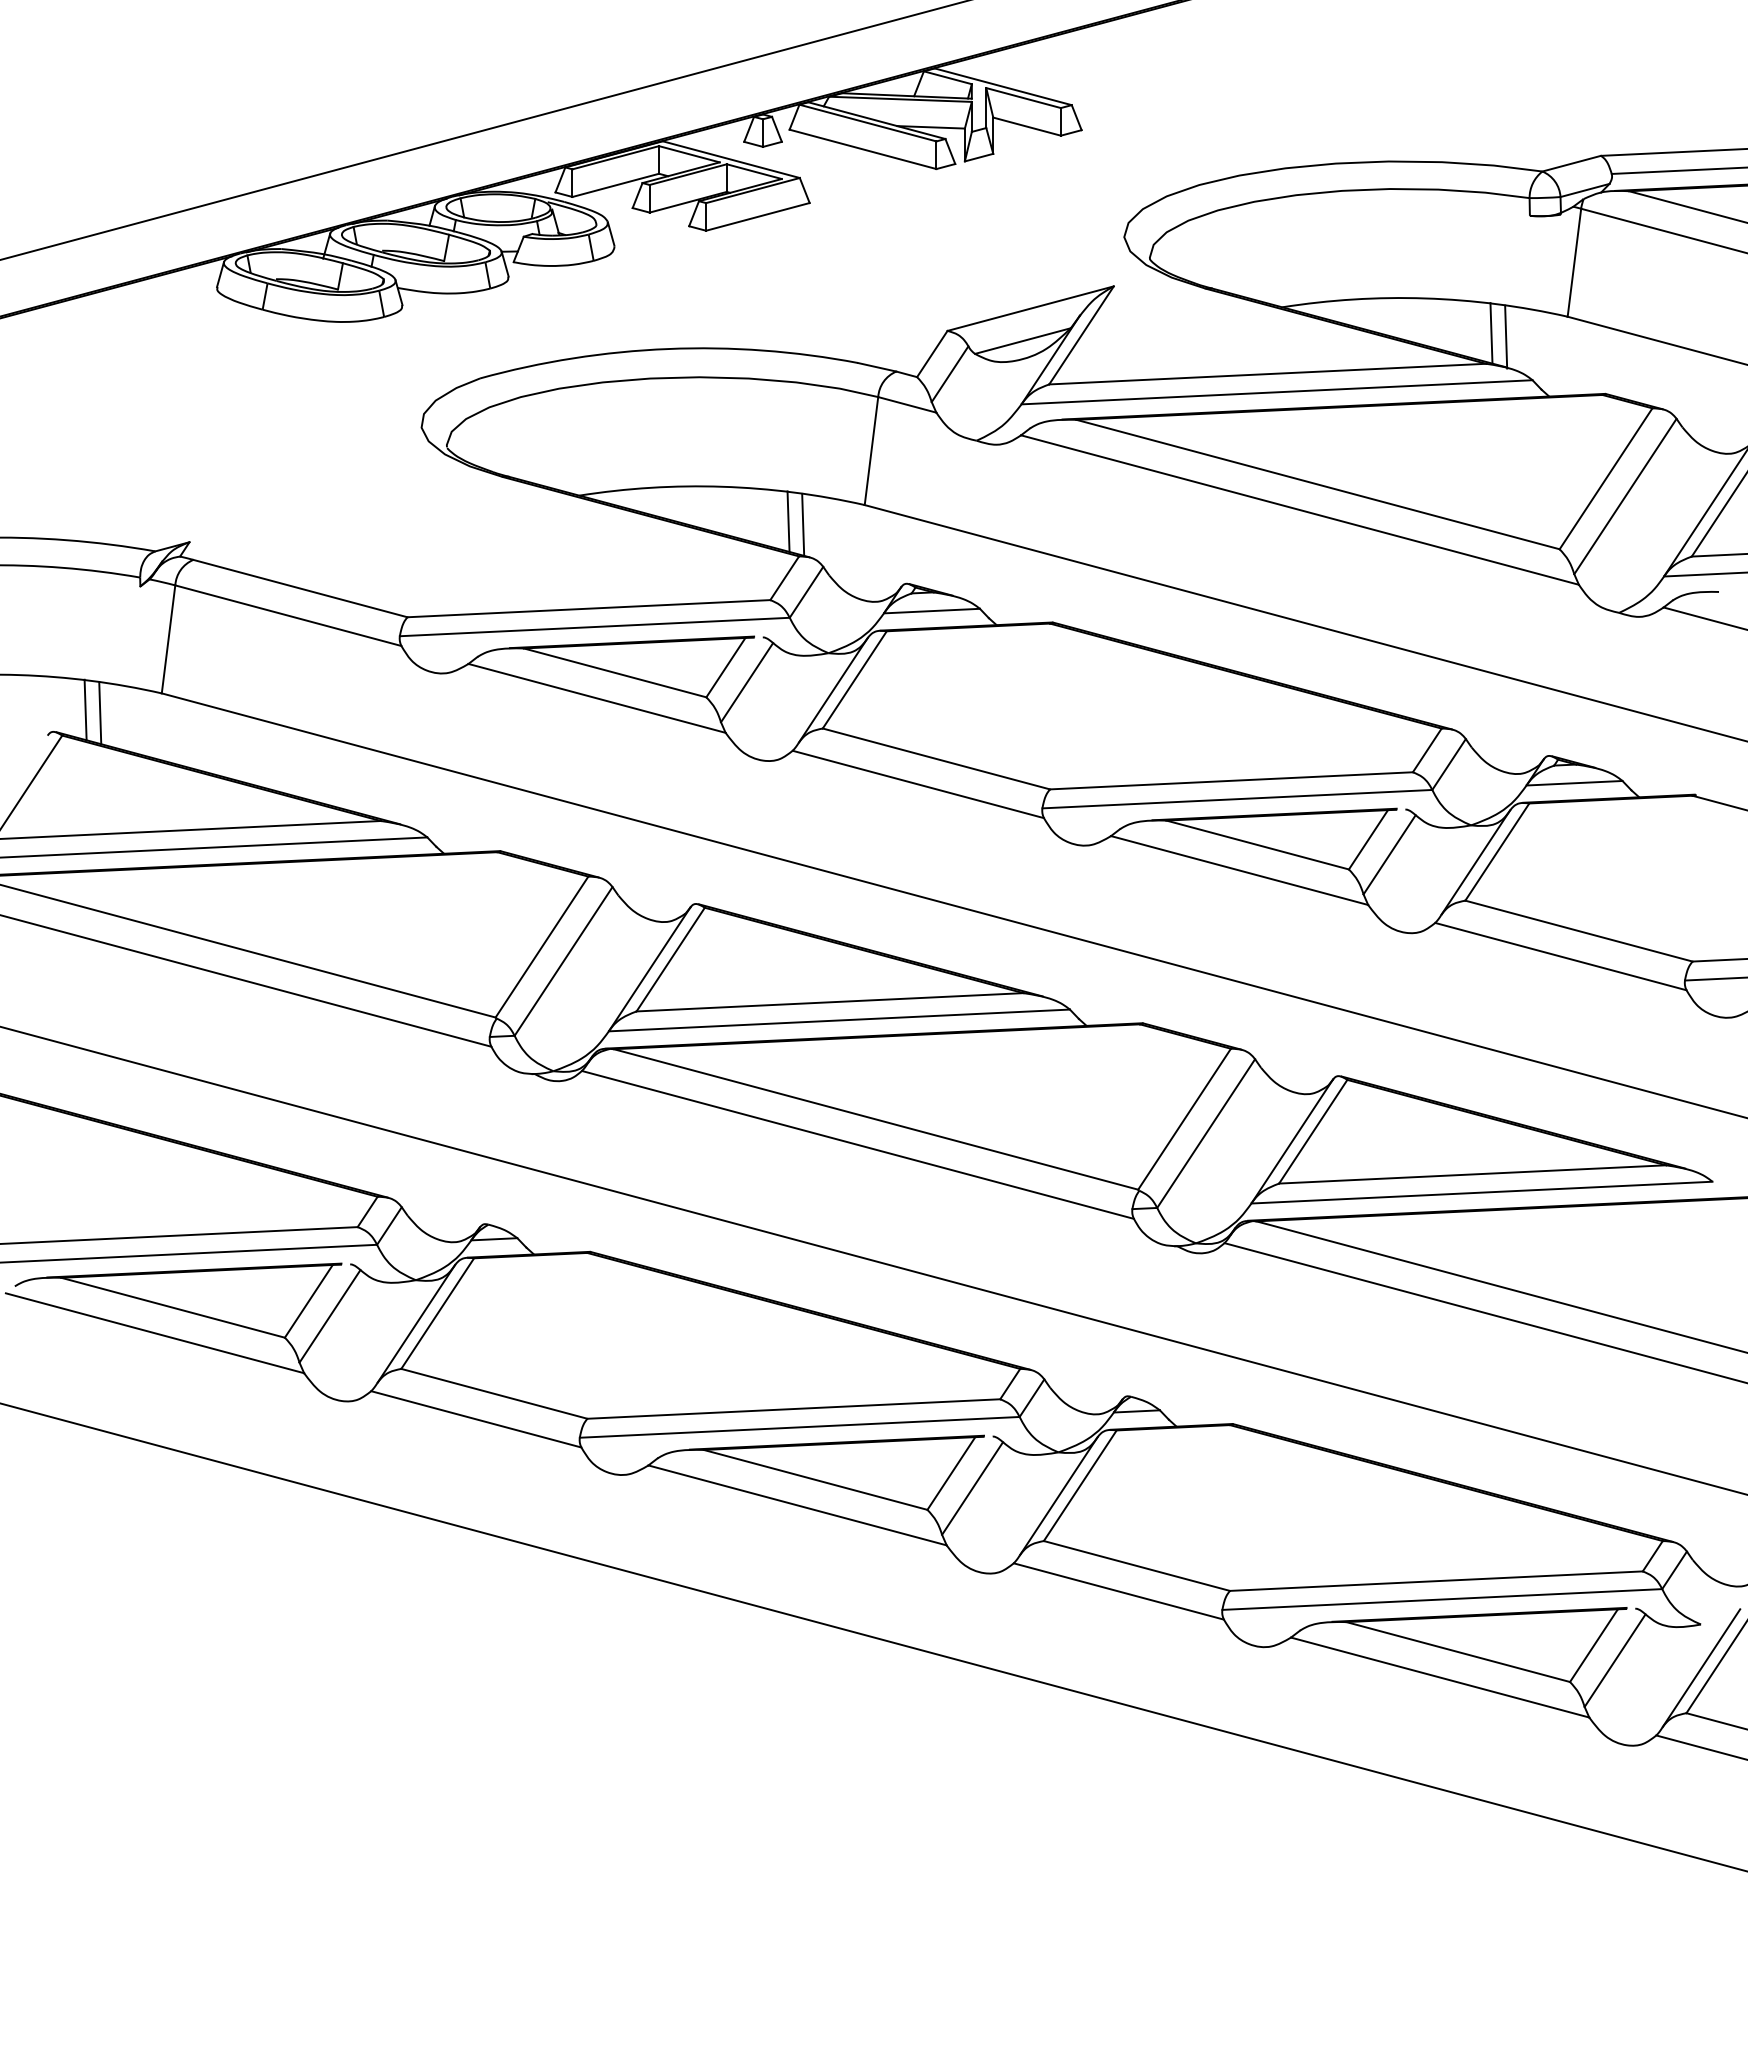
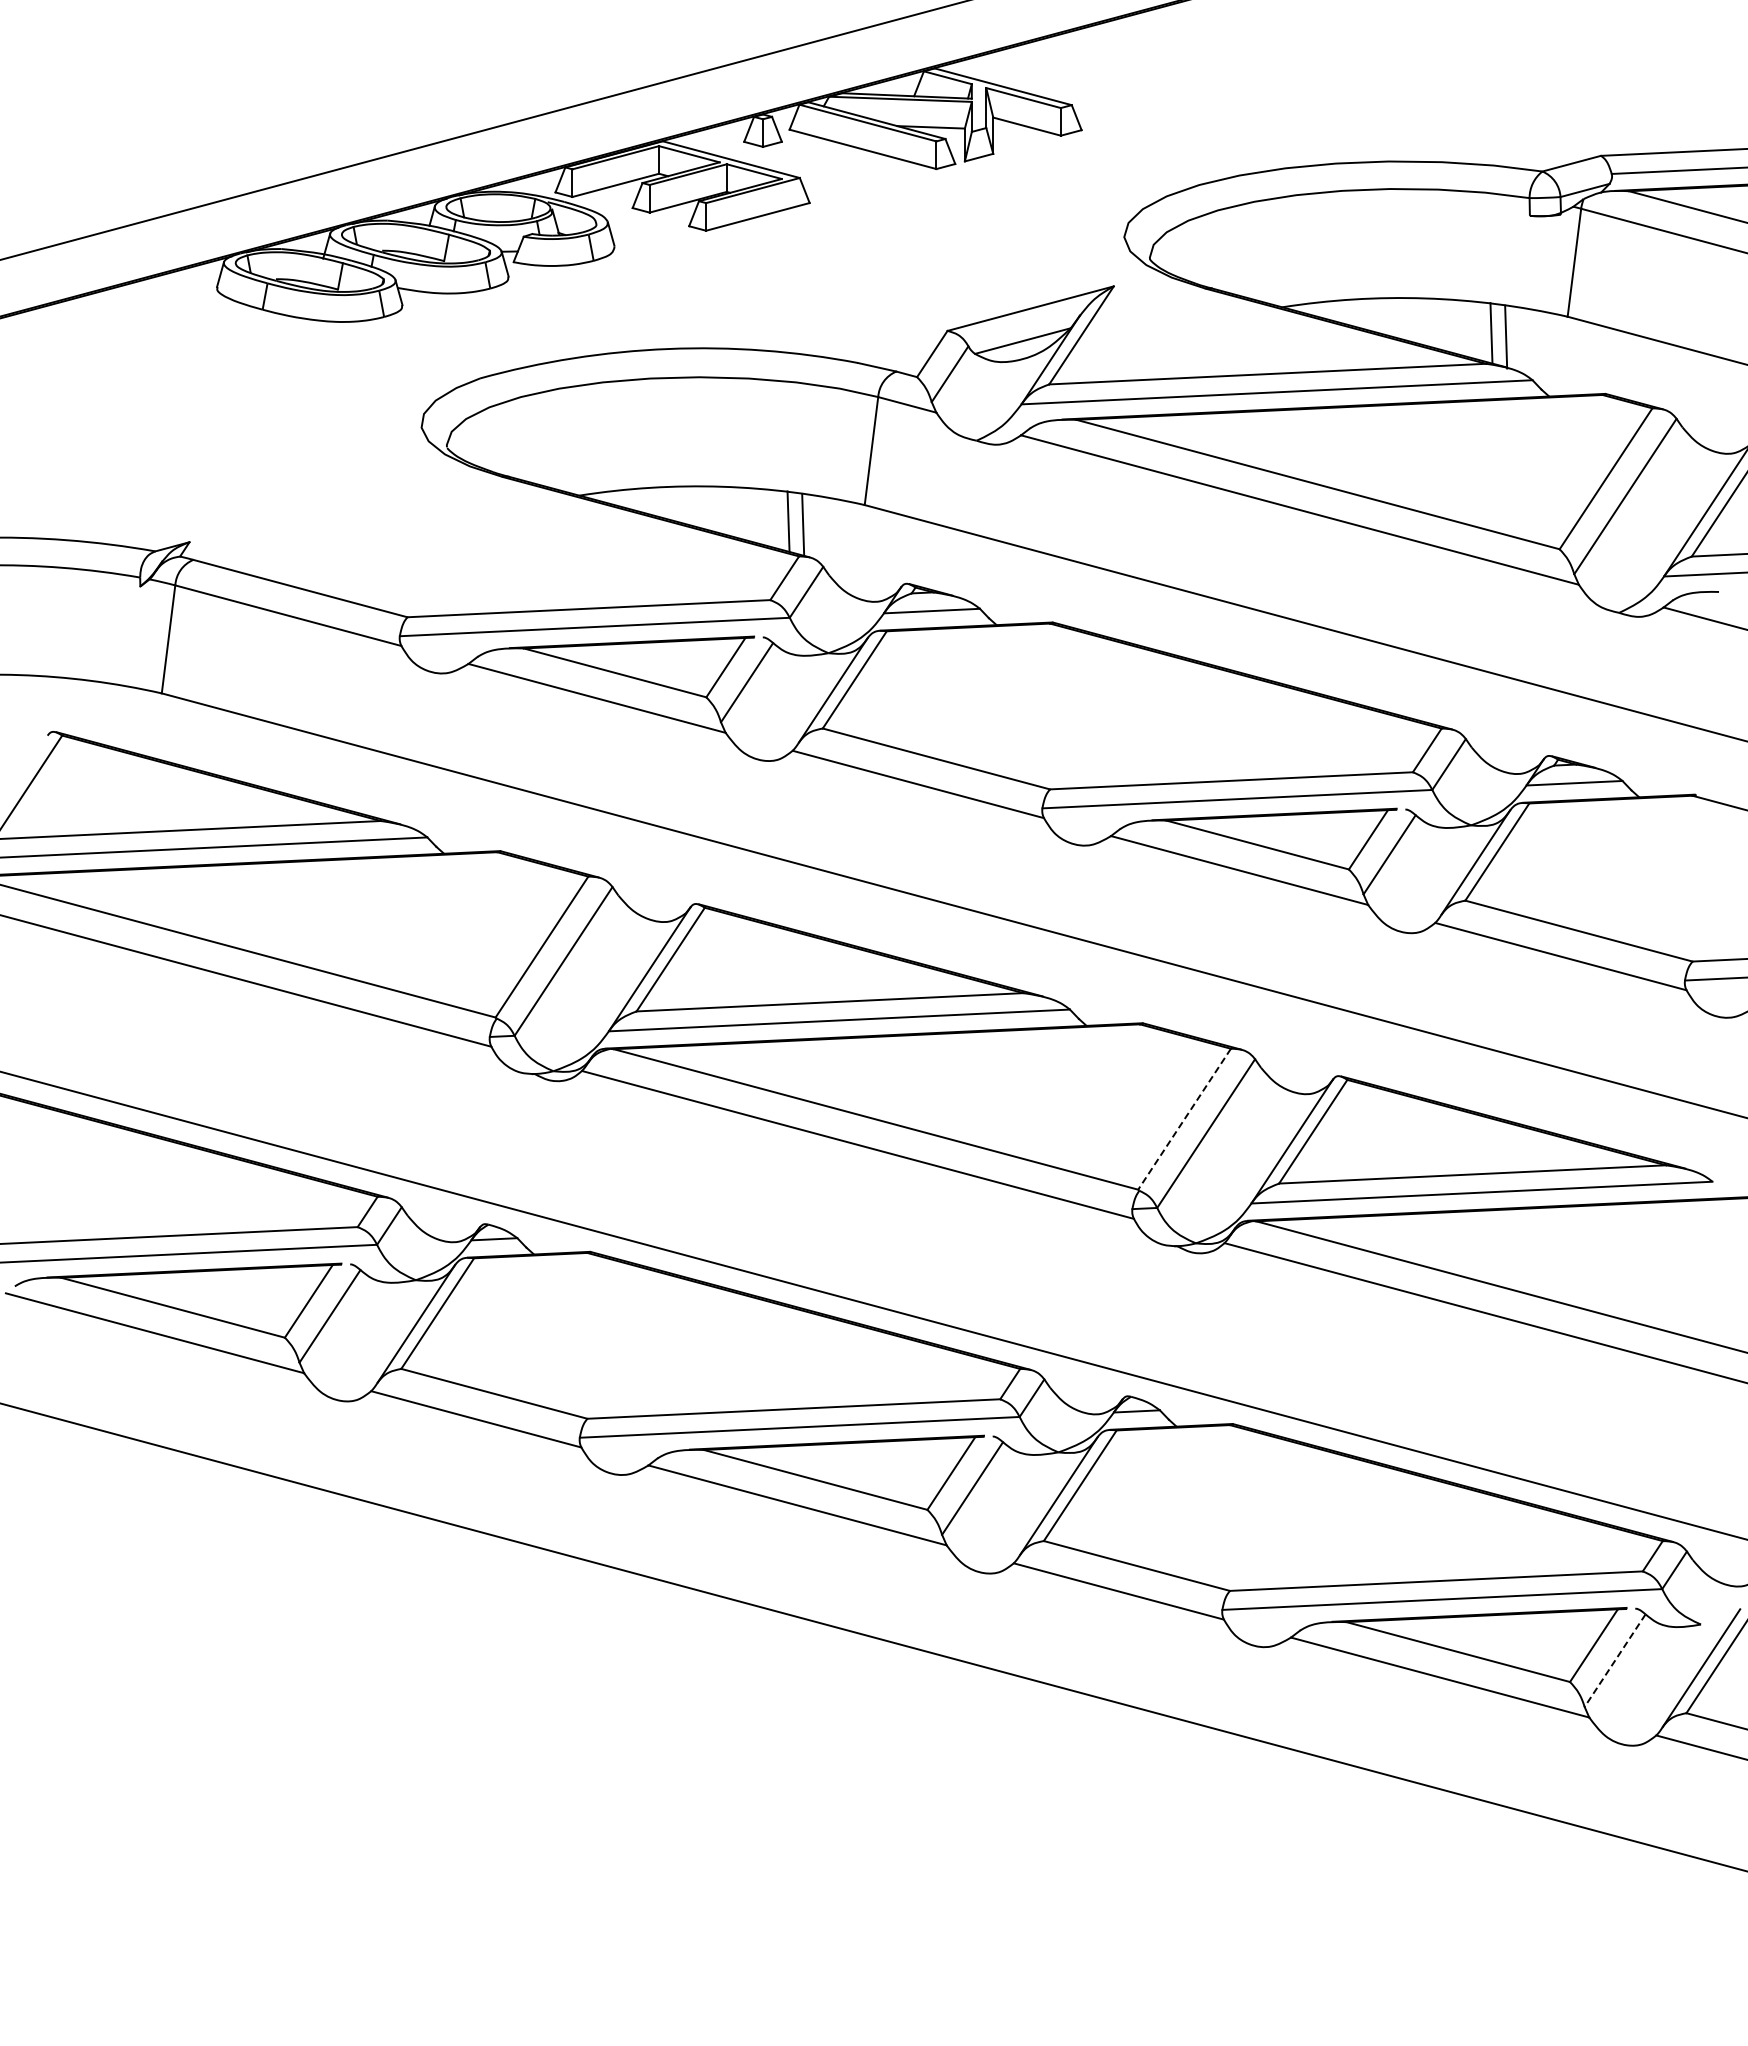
line: present -> none (85, 709)
line: present -> none (100, 713)
line: solid -> dashed (1184, 1119)
line position: (873, 1260) -> (873, 1305) (873, 1305)
line: solid -> dashed (1614, 1661)
